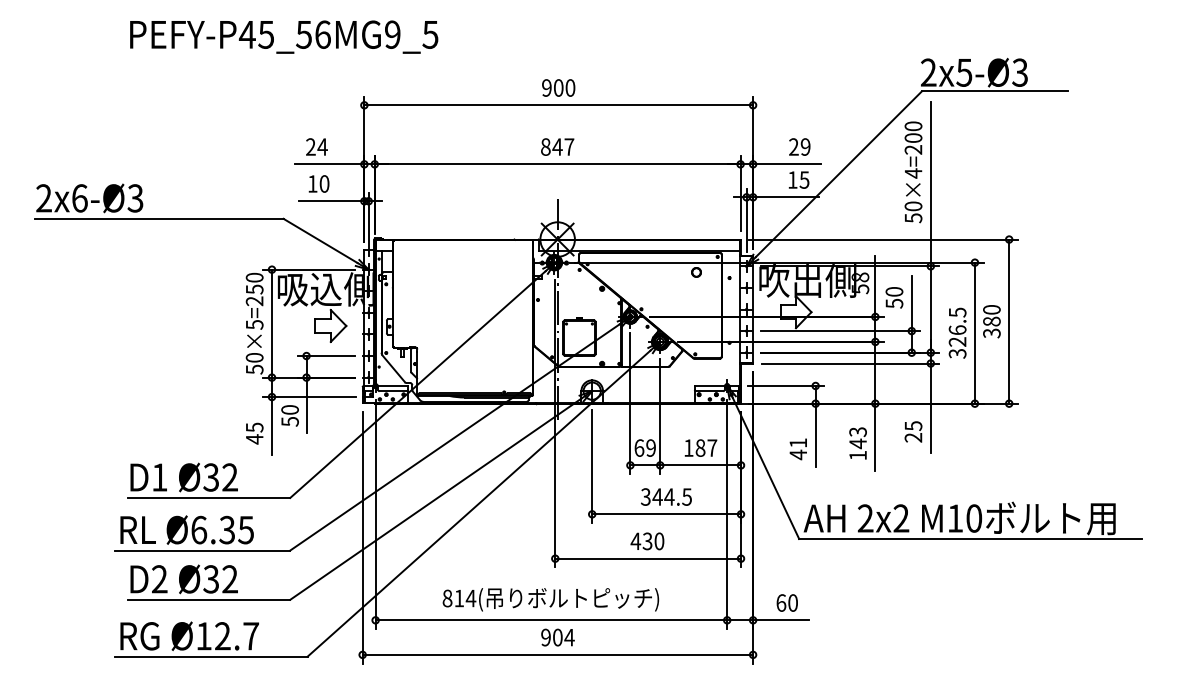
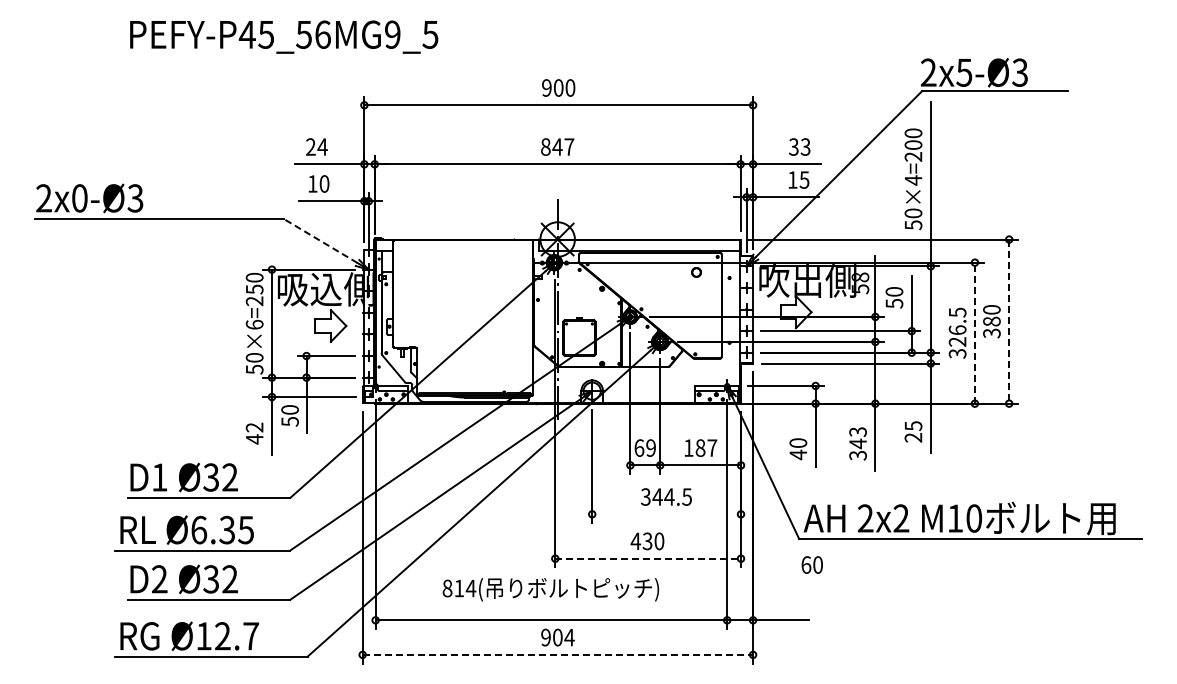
text: 29 -> 33 (799, 146)
text position: (913, 172) -> (913, 179) (913, 179)
text: 2x6-Ø3 -> 2x0-Ø3 (79, 198)
line: solid -> dashed (320, 240)
line: solid -> dashed (1009, 322)
text: 50×5=250 -> 50×6=250 (254, 324)
line: solid -> dashed (974, 333)
text: 45 -> 42 (254, 427)
text: 41 -> 40 (798, 442)
text: 143 -> 343 (857, 455)
line: present -> none (666, 514)
line: solid -> dashed (648, 558)
text position: (550, 599) -> (550, 589) (550, 589)
text position: (786, 602) -> (811, 564) (811, 564)
line: solid -> dashed (558, 654)
